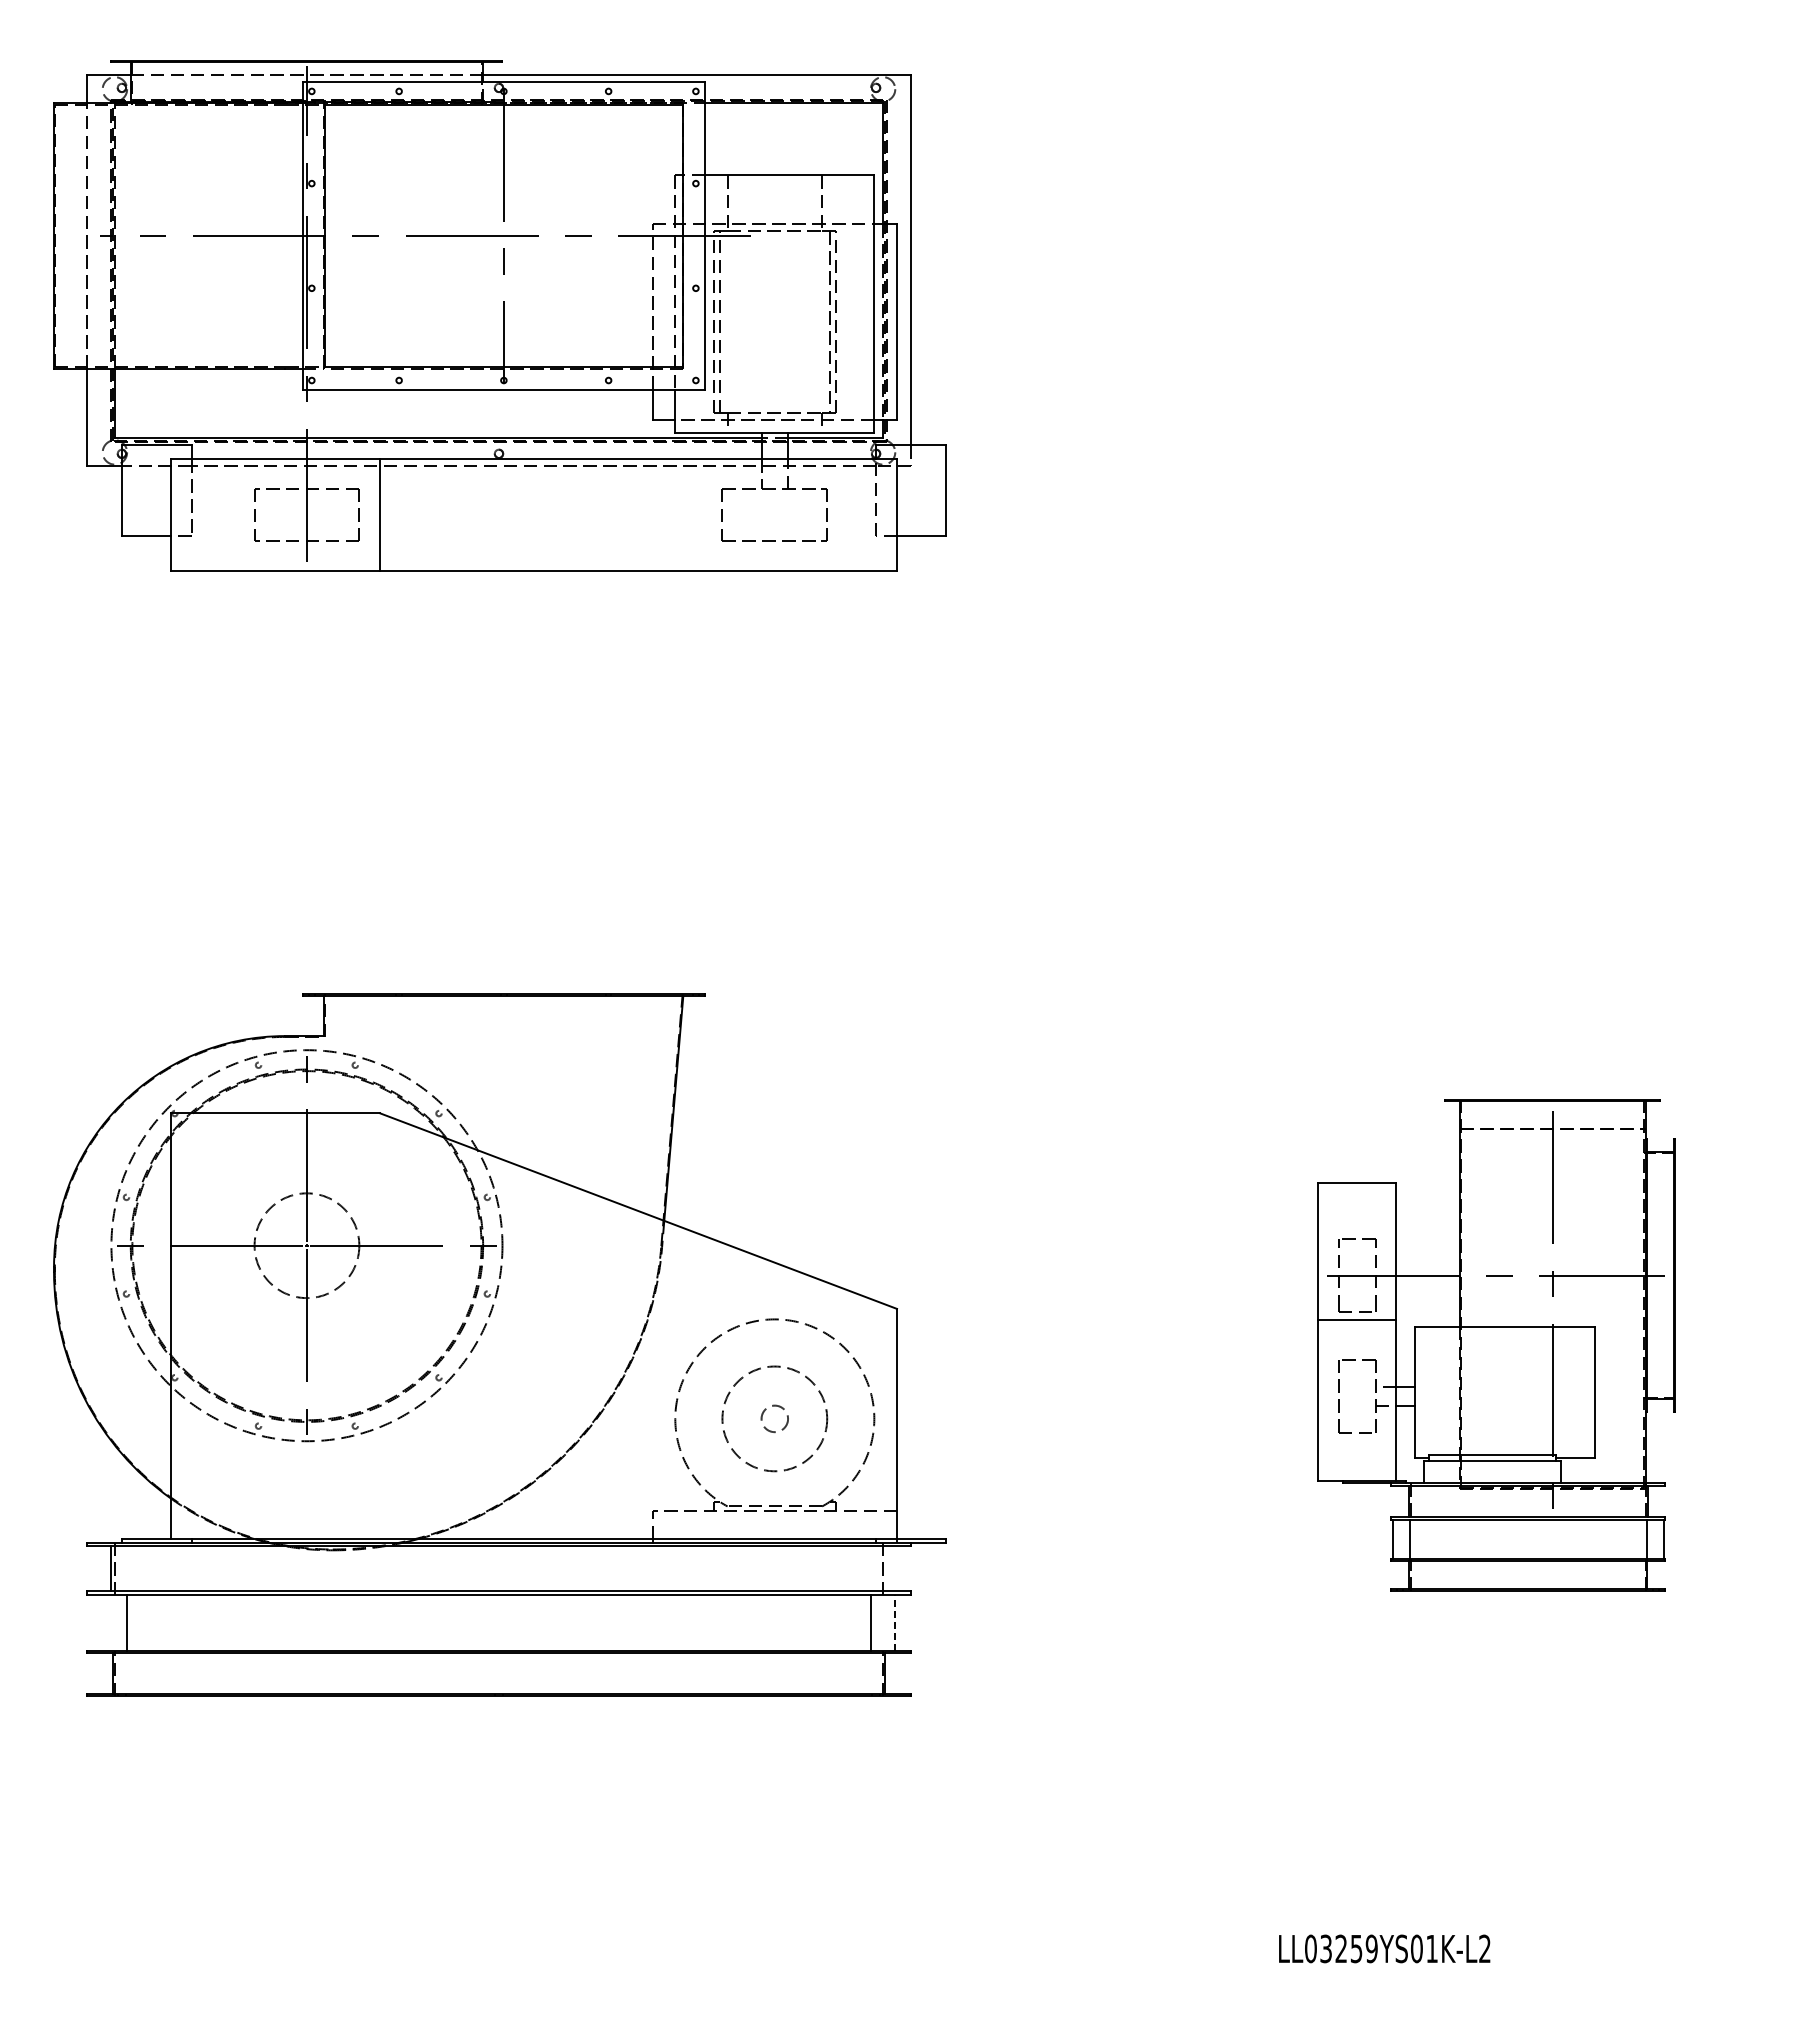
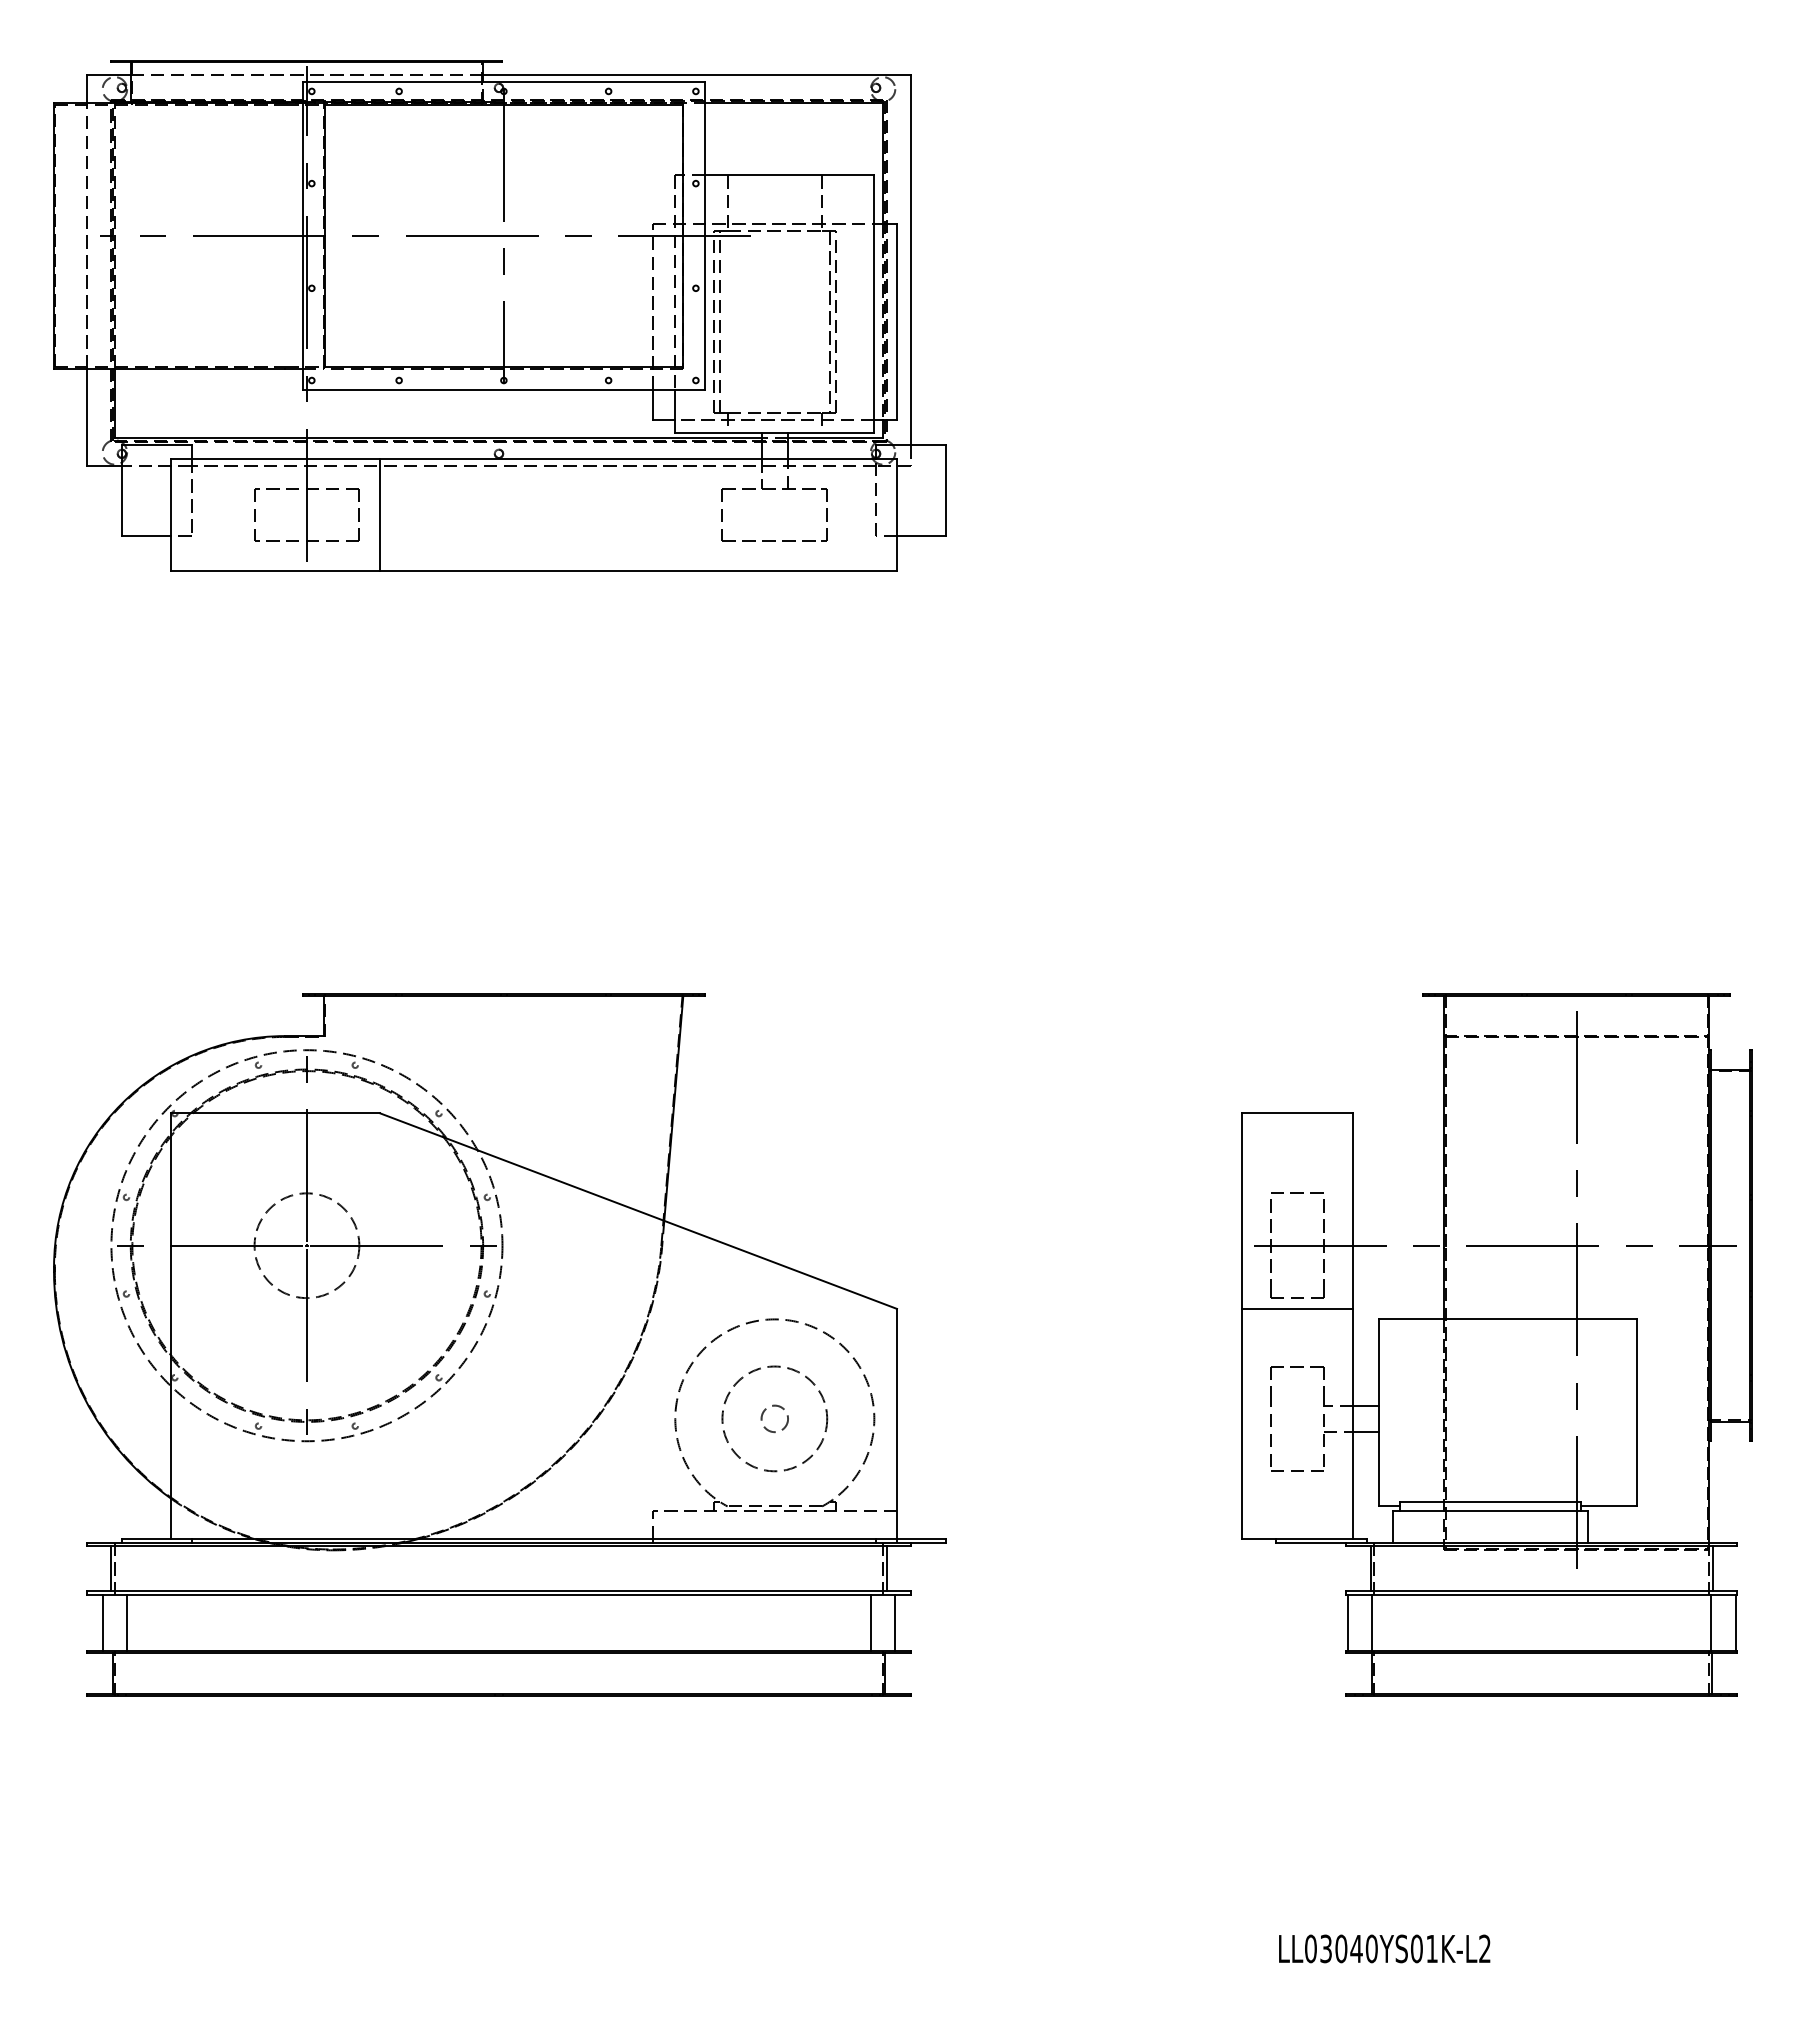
part size: 359x493 px -> 512x704 px (1496, 1344)
line: none -> present (886, 1568)
line: none -> present (102, 1622)
line: dashed -> solid (895, 1622)
text: LL03259YS01K-L2 -> LL03040YS01K-L2 (1356, 1948)
